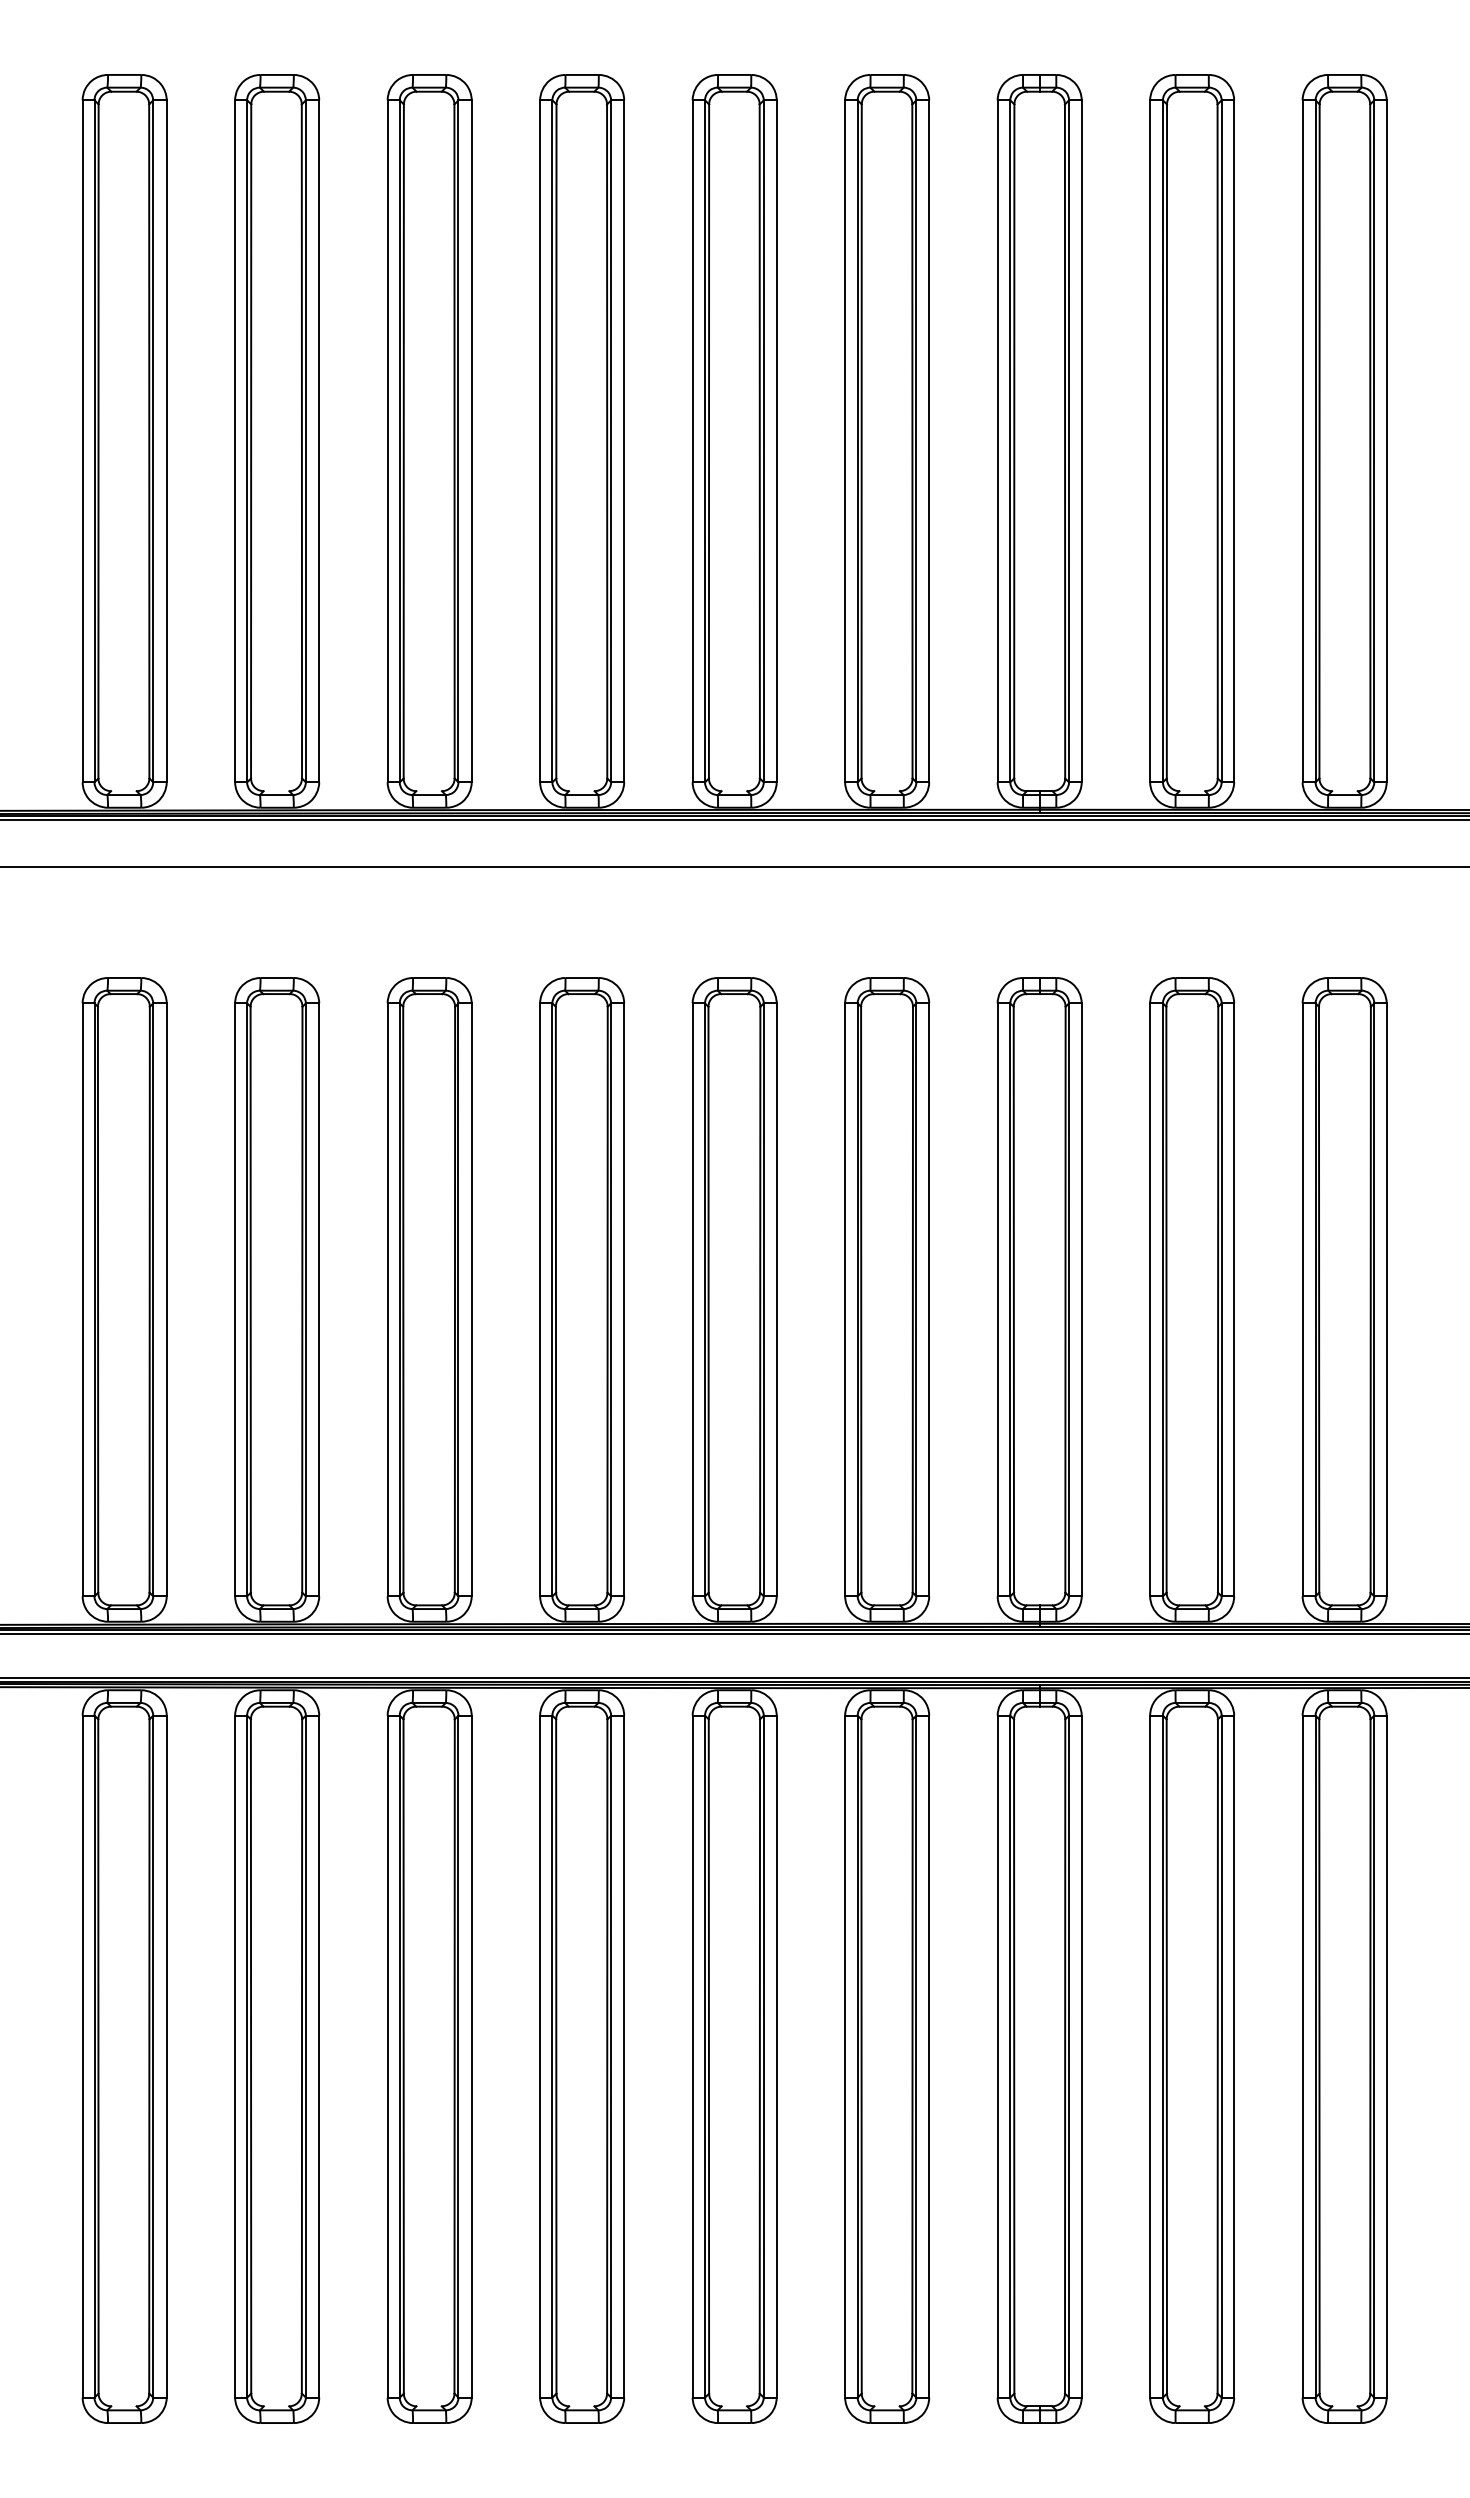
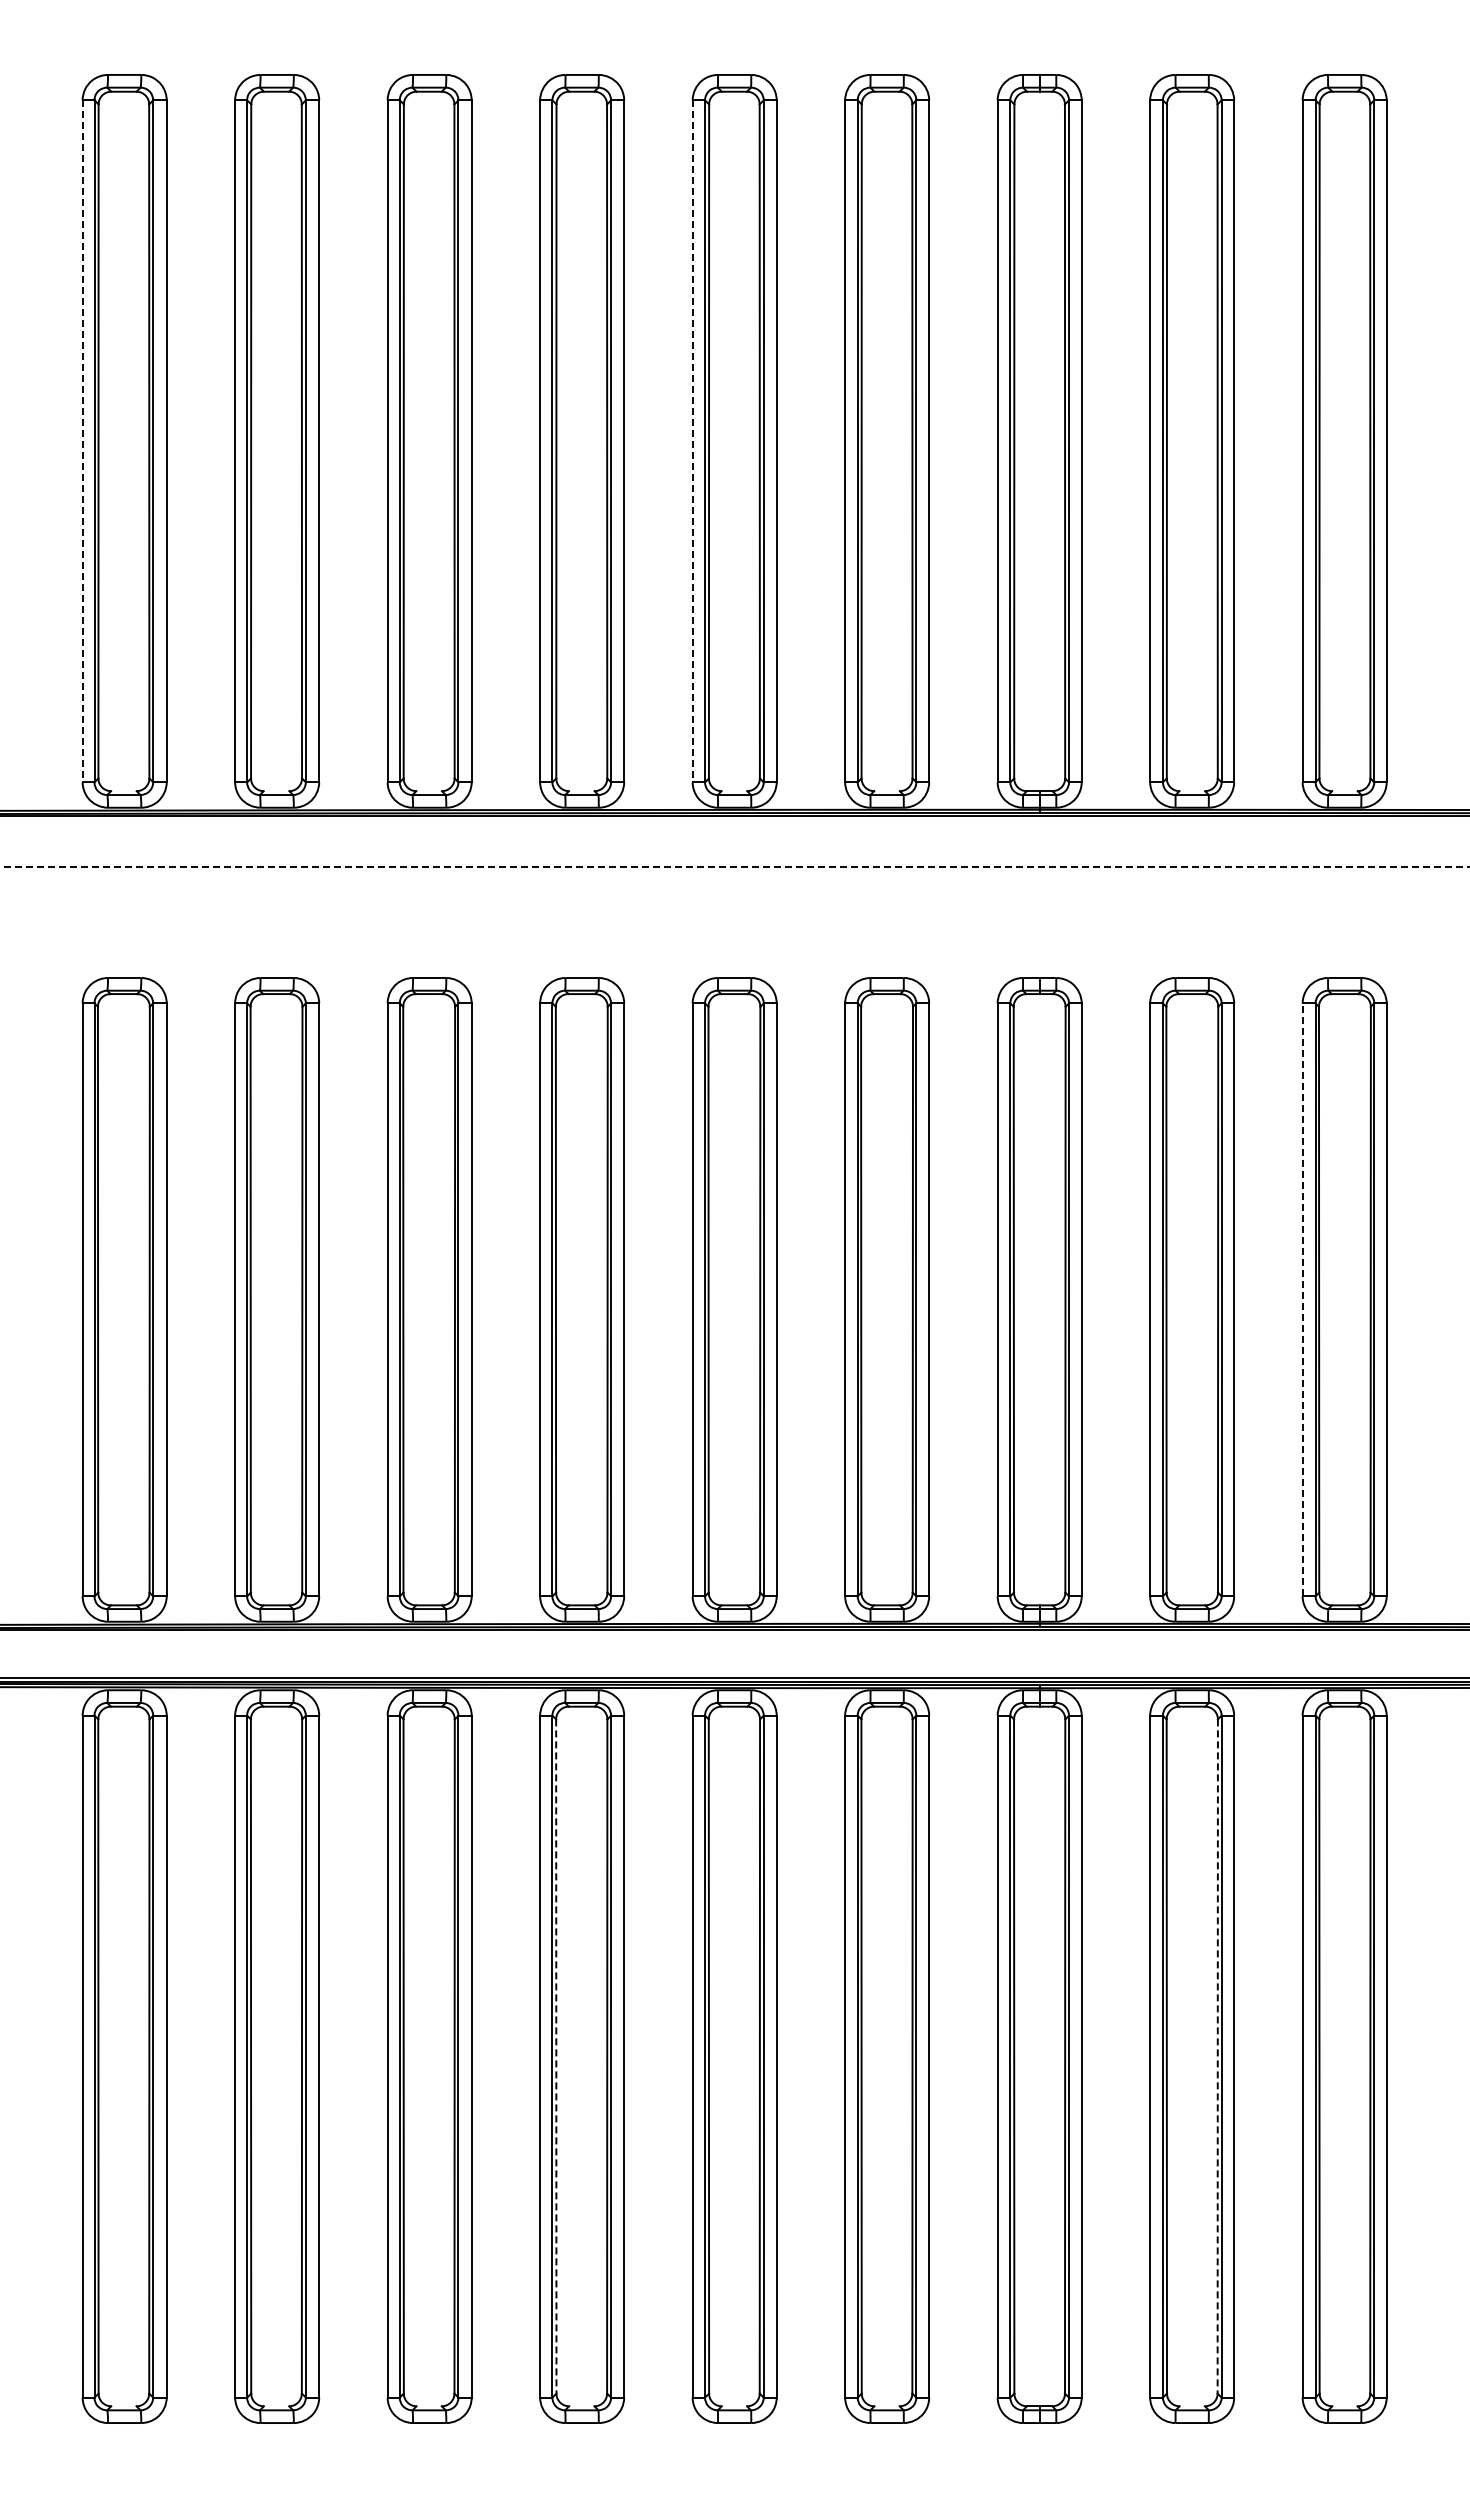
line: solid -> dashed (82, 441)
line: solid -> dashed (692, 441)
line: present -> none (734, 819)
line: solid -> dashed (734, 867)
line: solid -> dashed (1302, 1299)
line: present -> none (734, 1633)
line: solid -> dashed (1217, 2056)
line: solid -> dashed (556, 2057)
